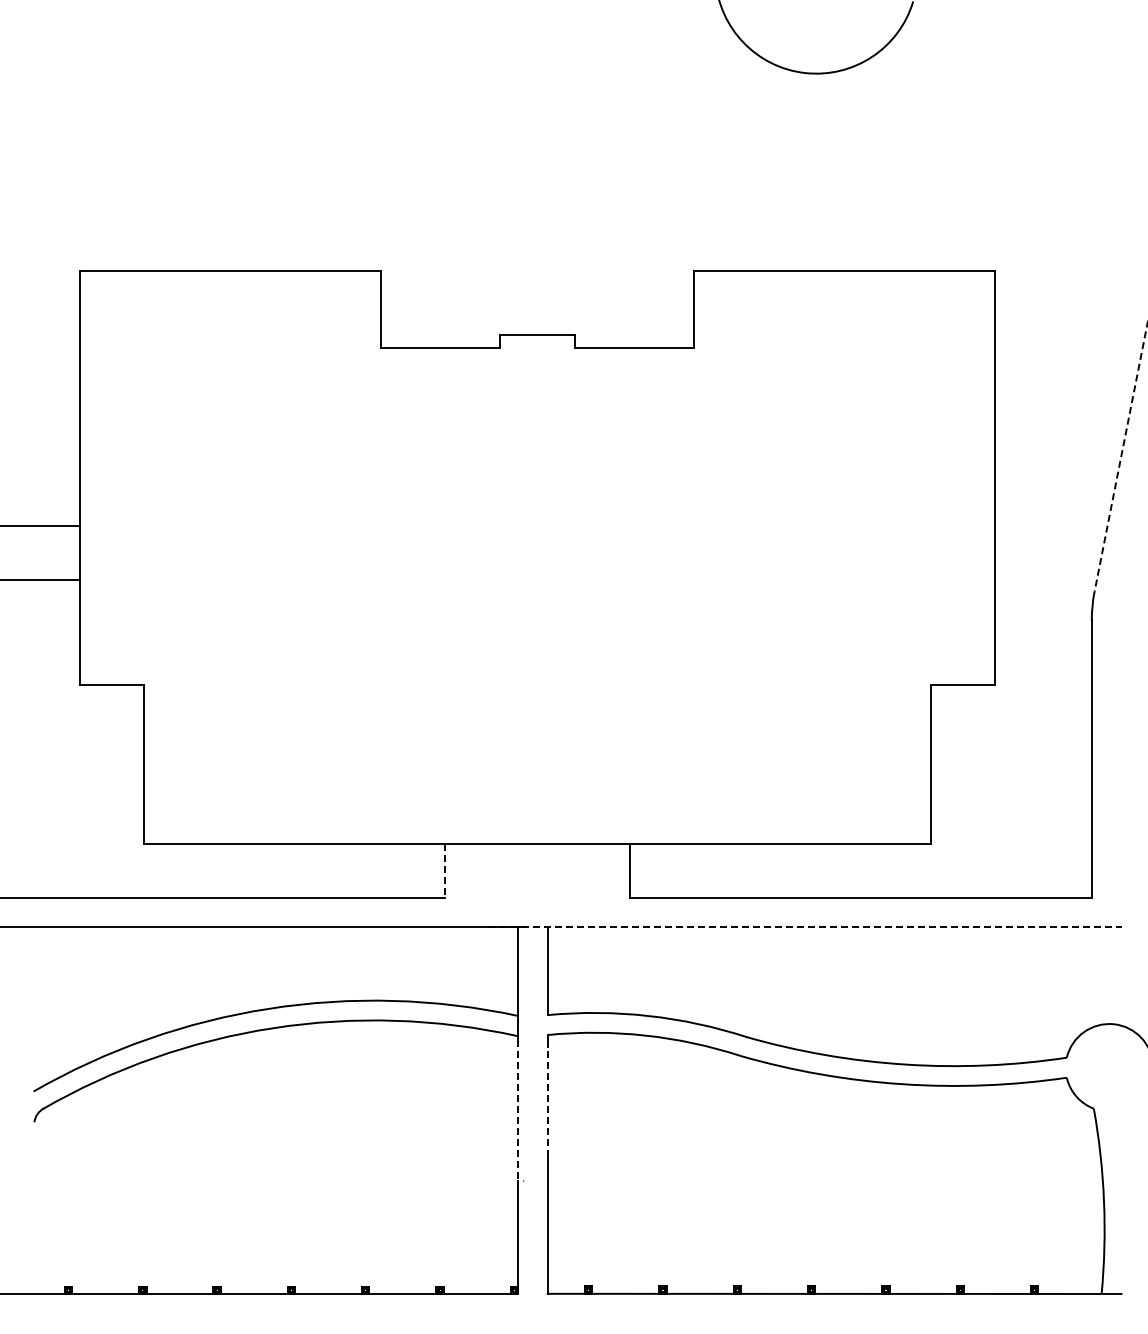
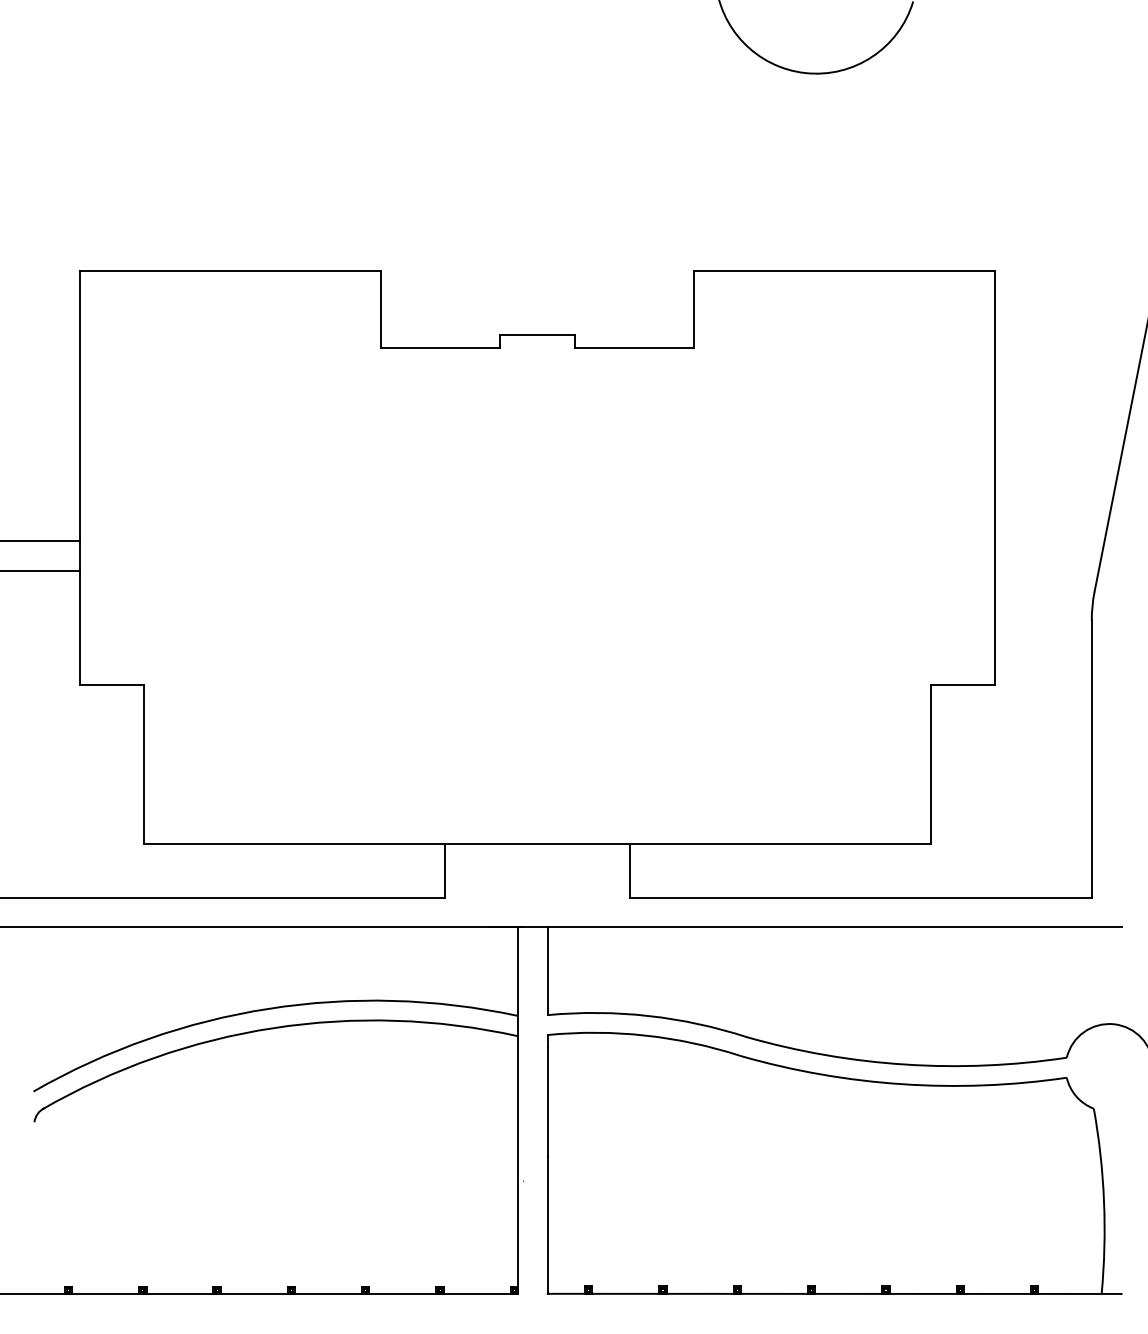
line: dashed -> solid (1121, 456)
line position: (40, 526) -> (40, 541) (40, 541)
line position: (40, 579) -> (40, 570) (40, 570)
line: dashed -> solid (445, 870)
line: dashed -> solid (805, 927)
line: dashed -> solid (547, 1101)
line: dashed -> solid (518, 1109)
